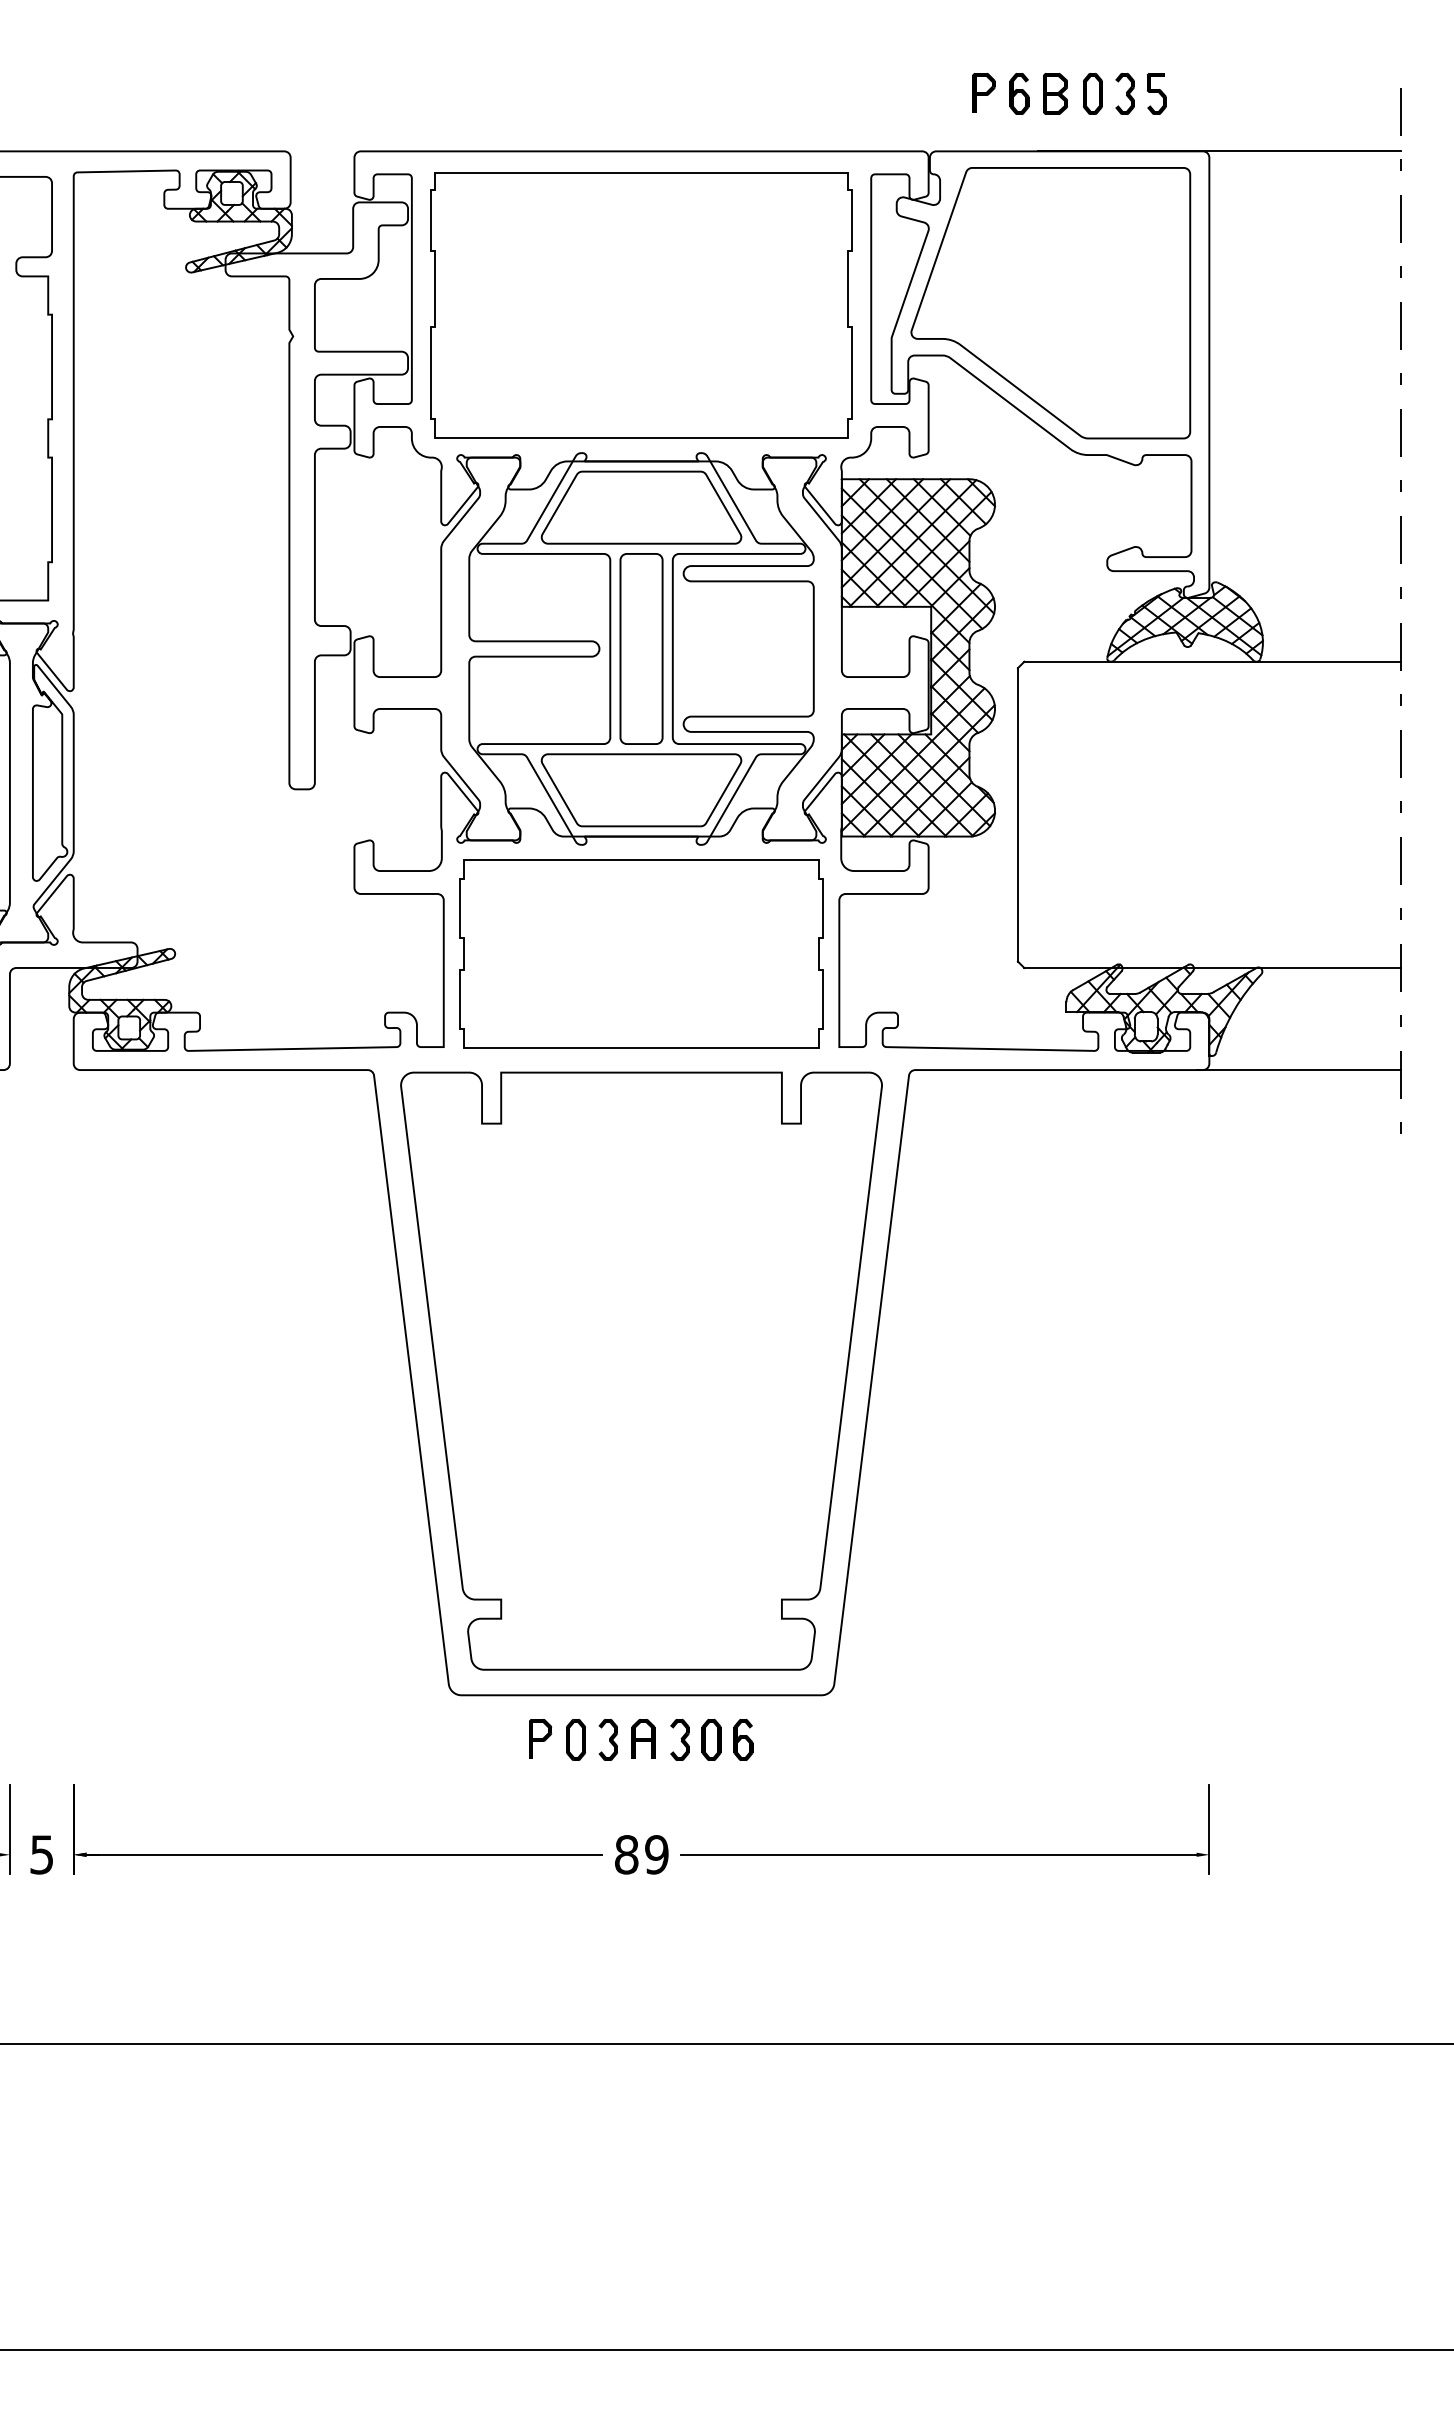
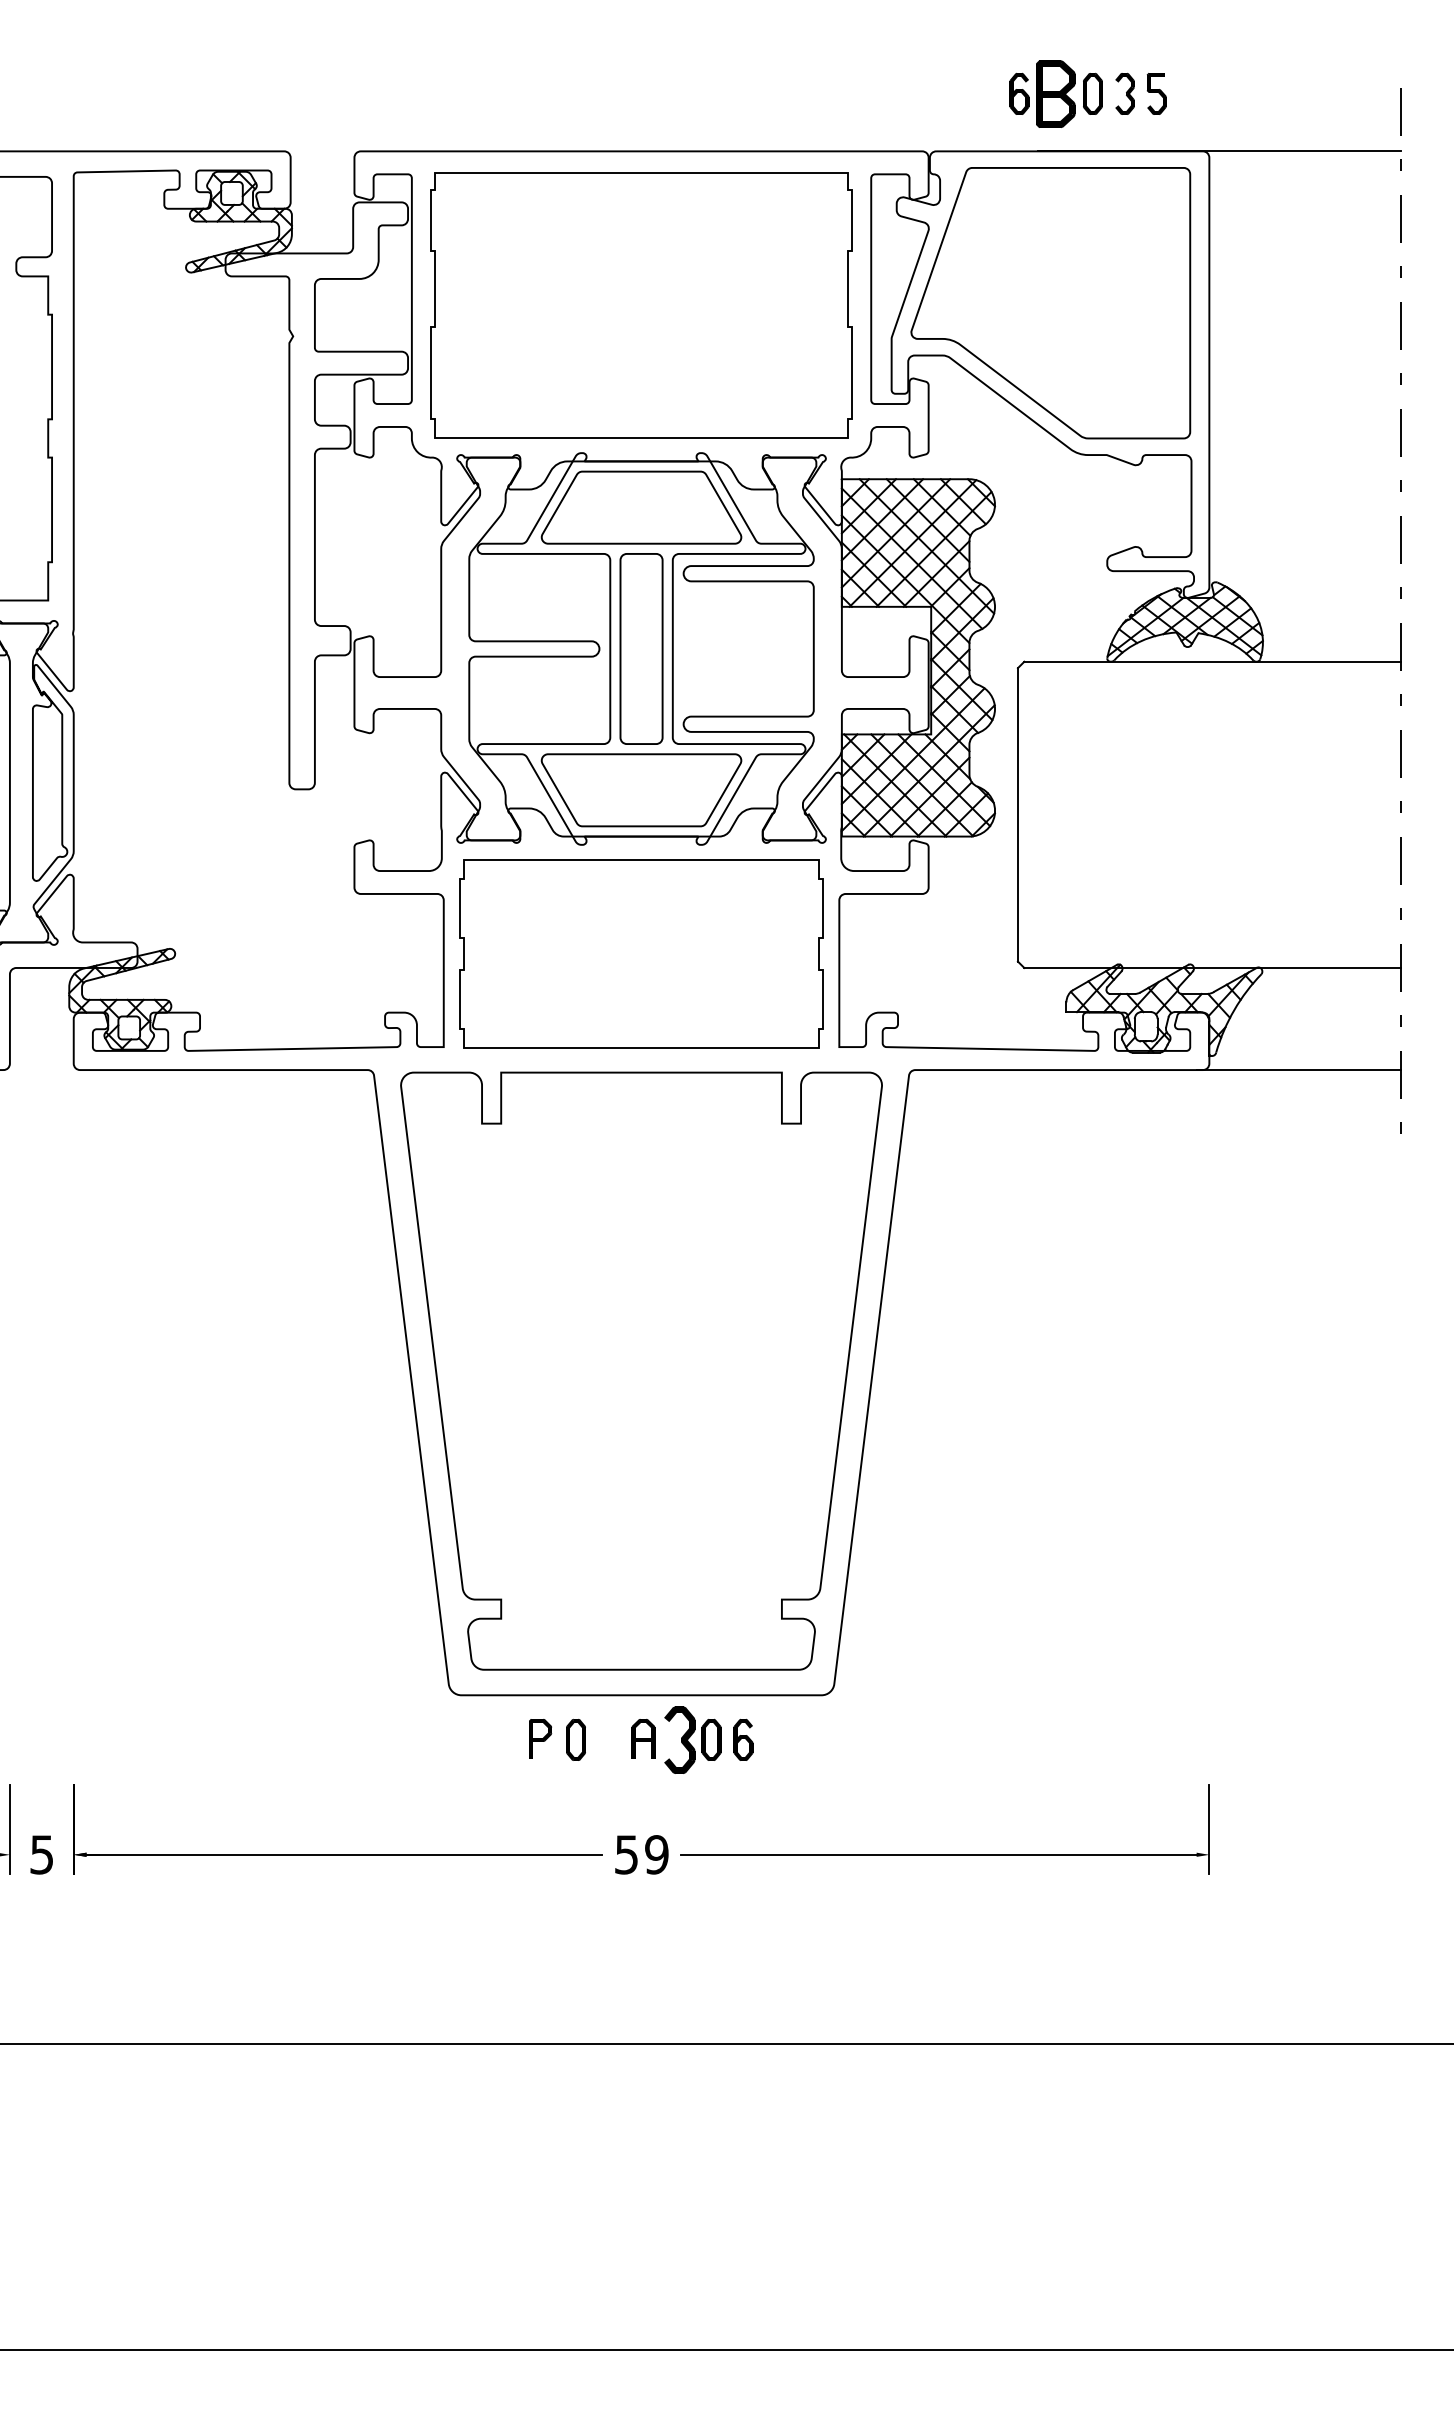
part: present -> none (983, 92)
part size: 25x43 px -> 40x68 px (1055, 93)
part: present -> none (607, 1739)
part size: 20x43 px -> 32x68 px (679, 1739)
text: 89 -> 59 (626, 1854)
